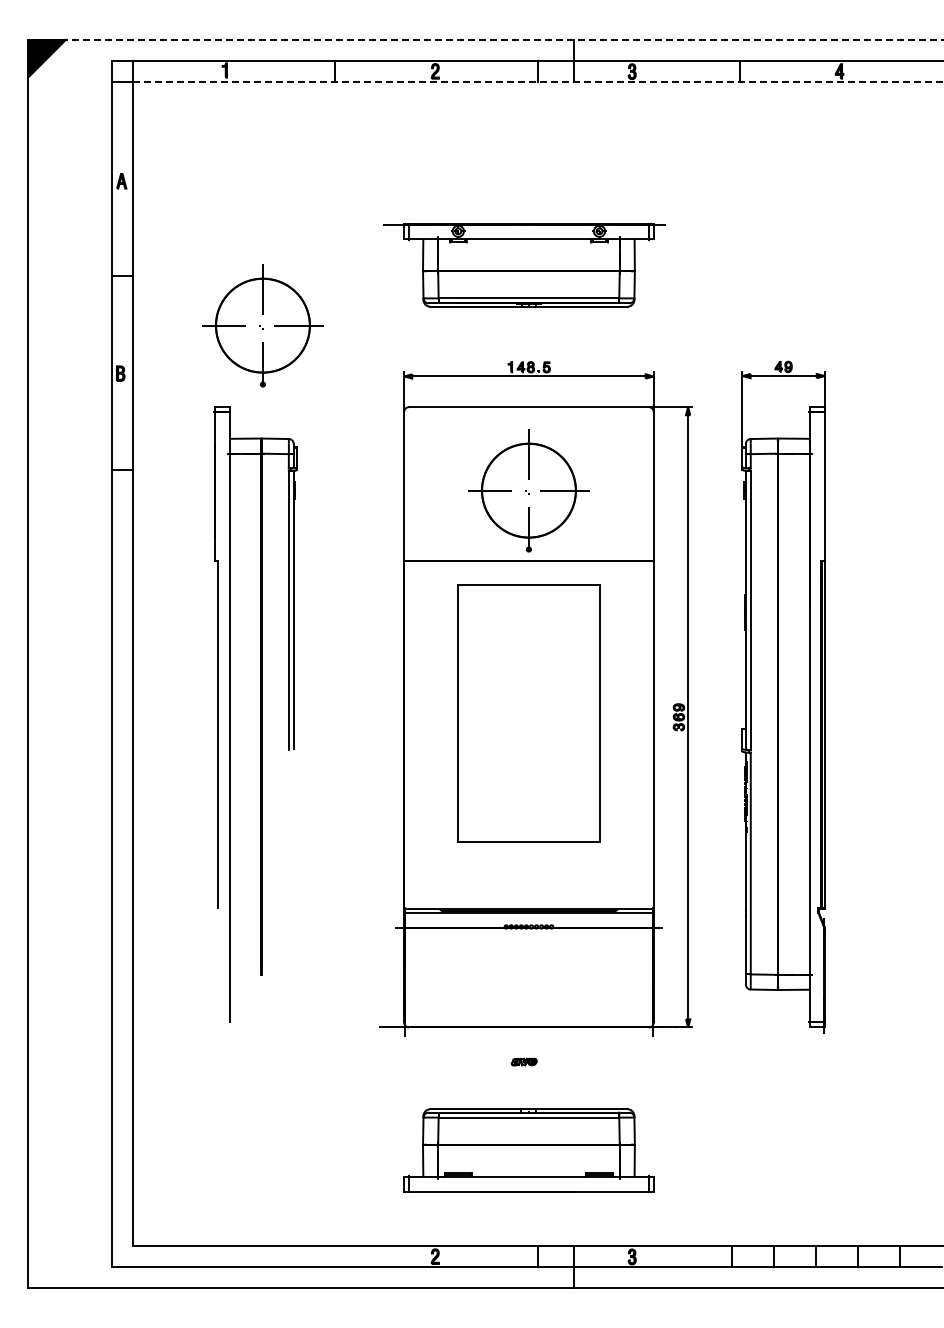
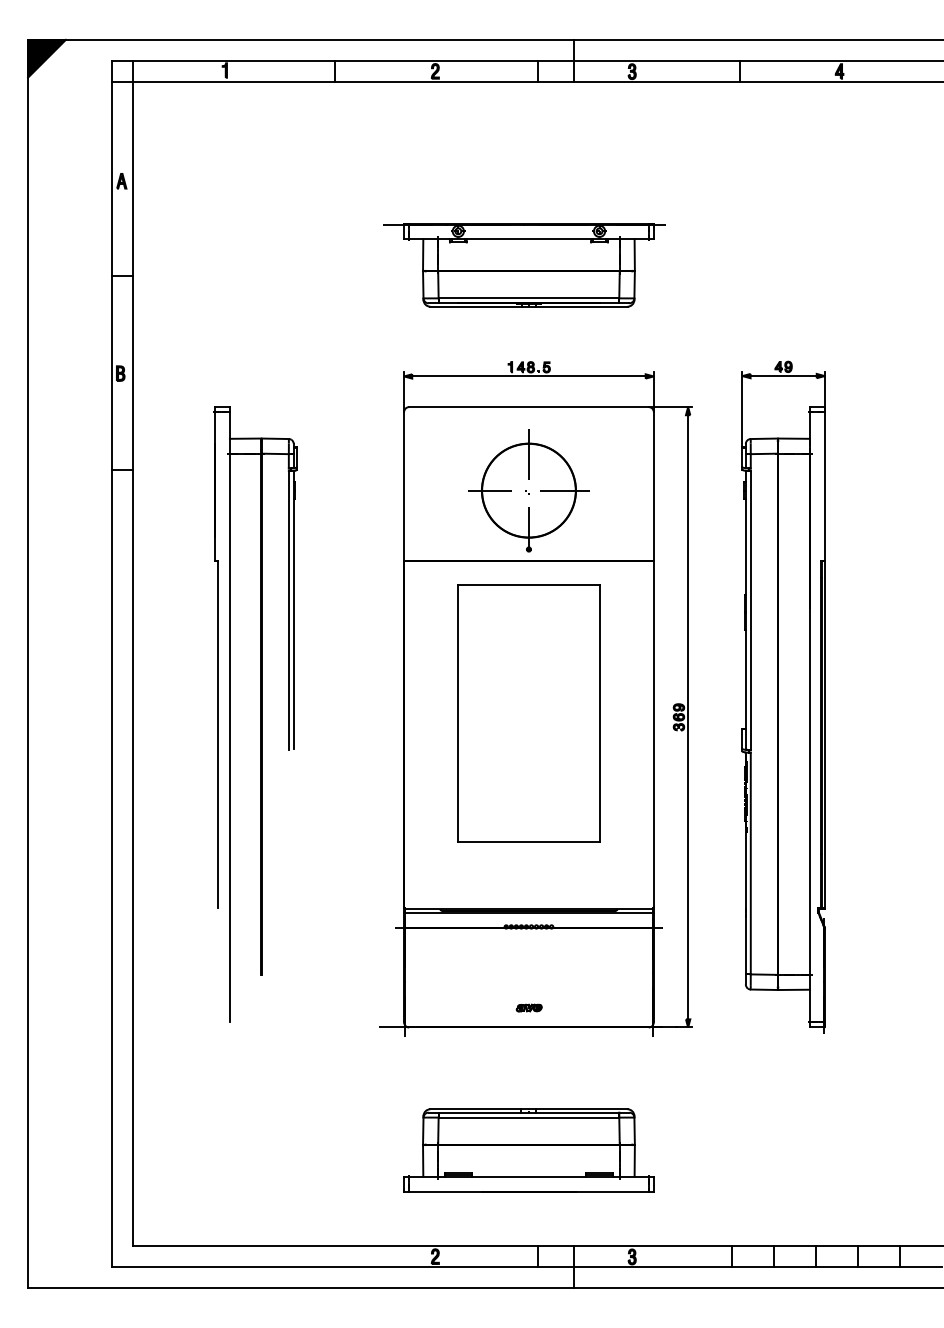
line: dashed -> solid (485, 39)
line: dashed -> solid (538, 81)
part: present -> none (262, 325)
part position: (523, 1061) -> (528, 1007) (528, 1007)
